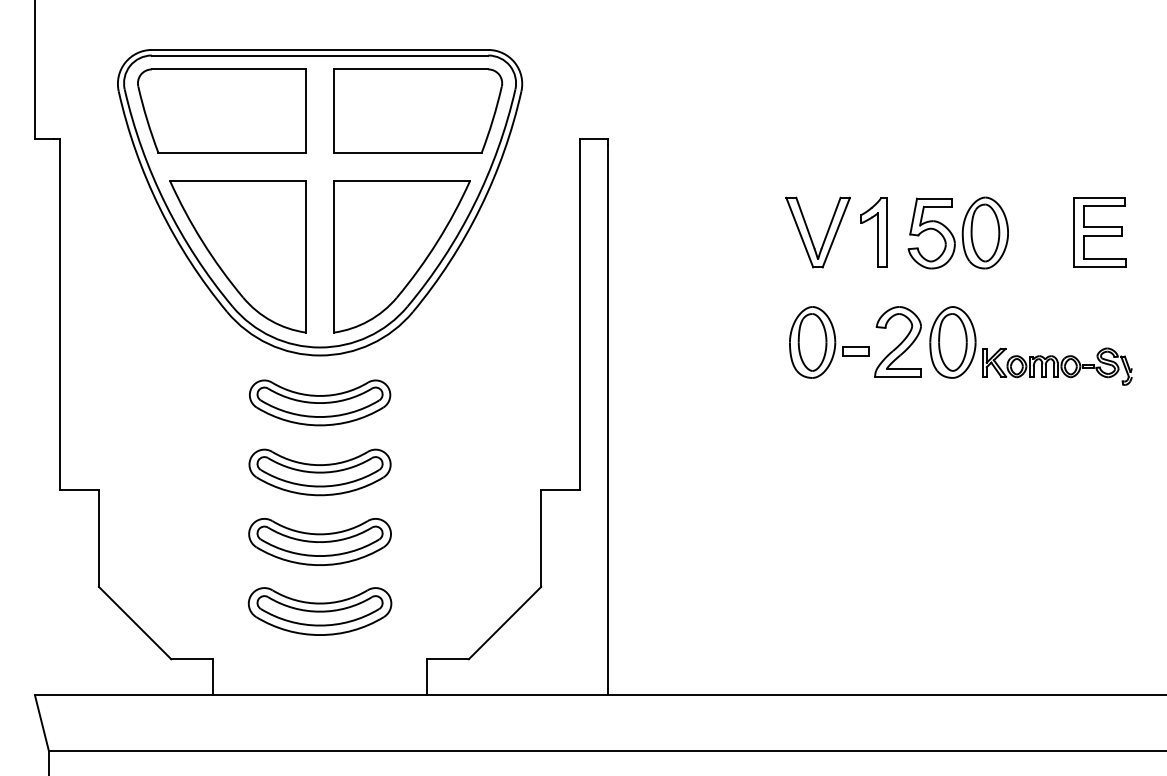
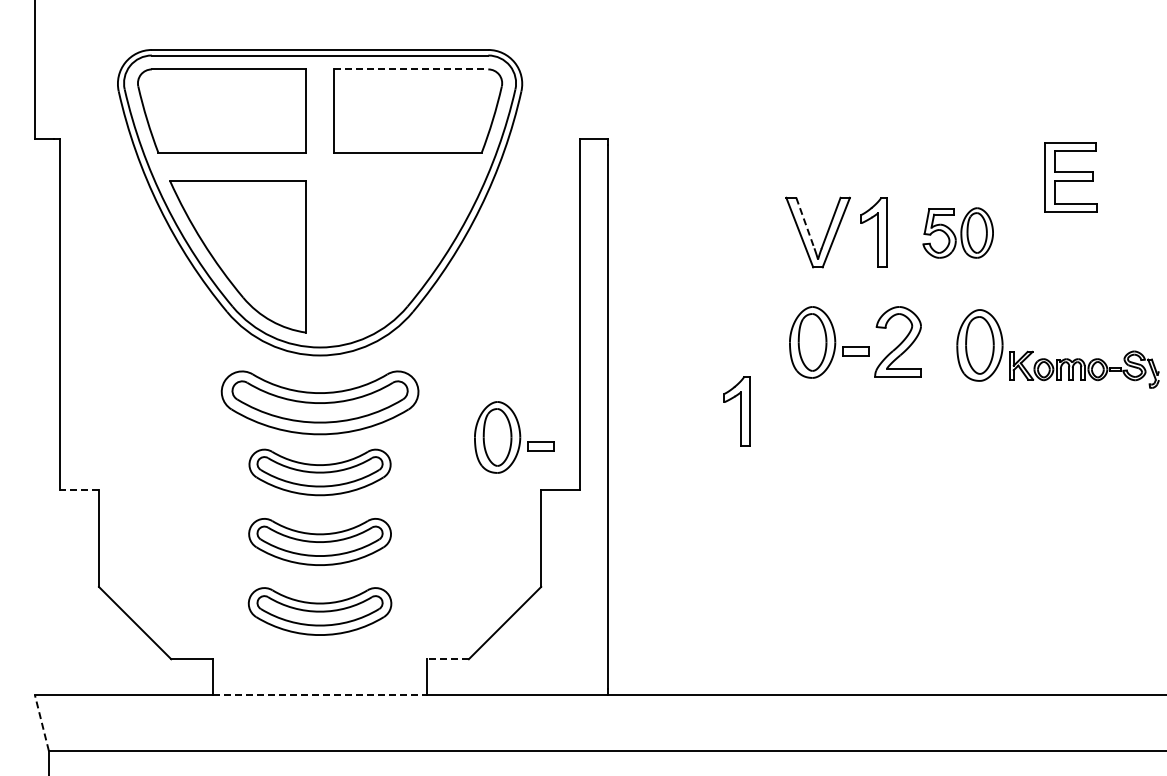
line: solid -> dashed (411, 69)
line: solid -> dashed (805, 223)
part size: 102x74 px -> 72x52 px (957, 232)
part position: (1099, 232) -> (1070, 177) (1070, 177)
part: present -> none (401, 256)
part position: (1030, 356) -> (1057, 359) (1057, 359)
part size: 144x48 px -> 200x66 px (319, 402)
part: none -> present (736, 411)
part: none -> present (514, 437)
line: solid -> dashed (79, 489)
line: solid -> dashed (448, 659)
line: solid -> dashed (320, 695)
line: solid -> dashed (41, 723)
